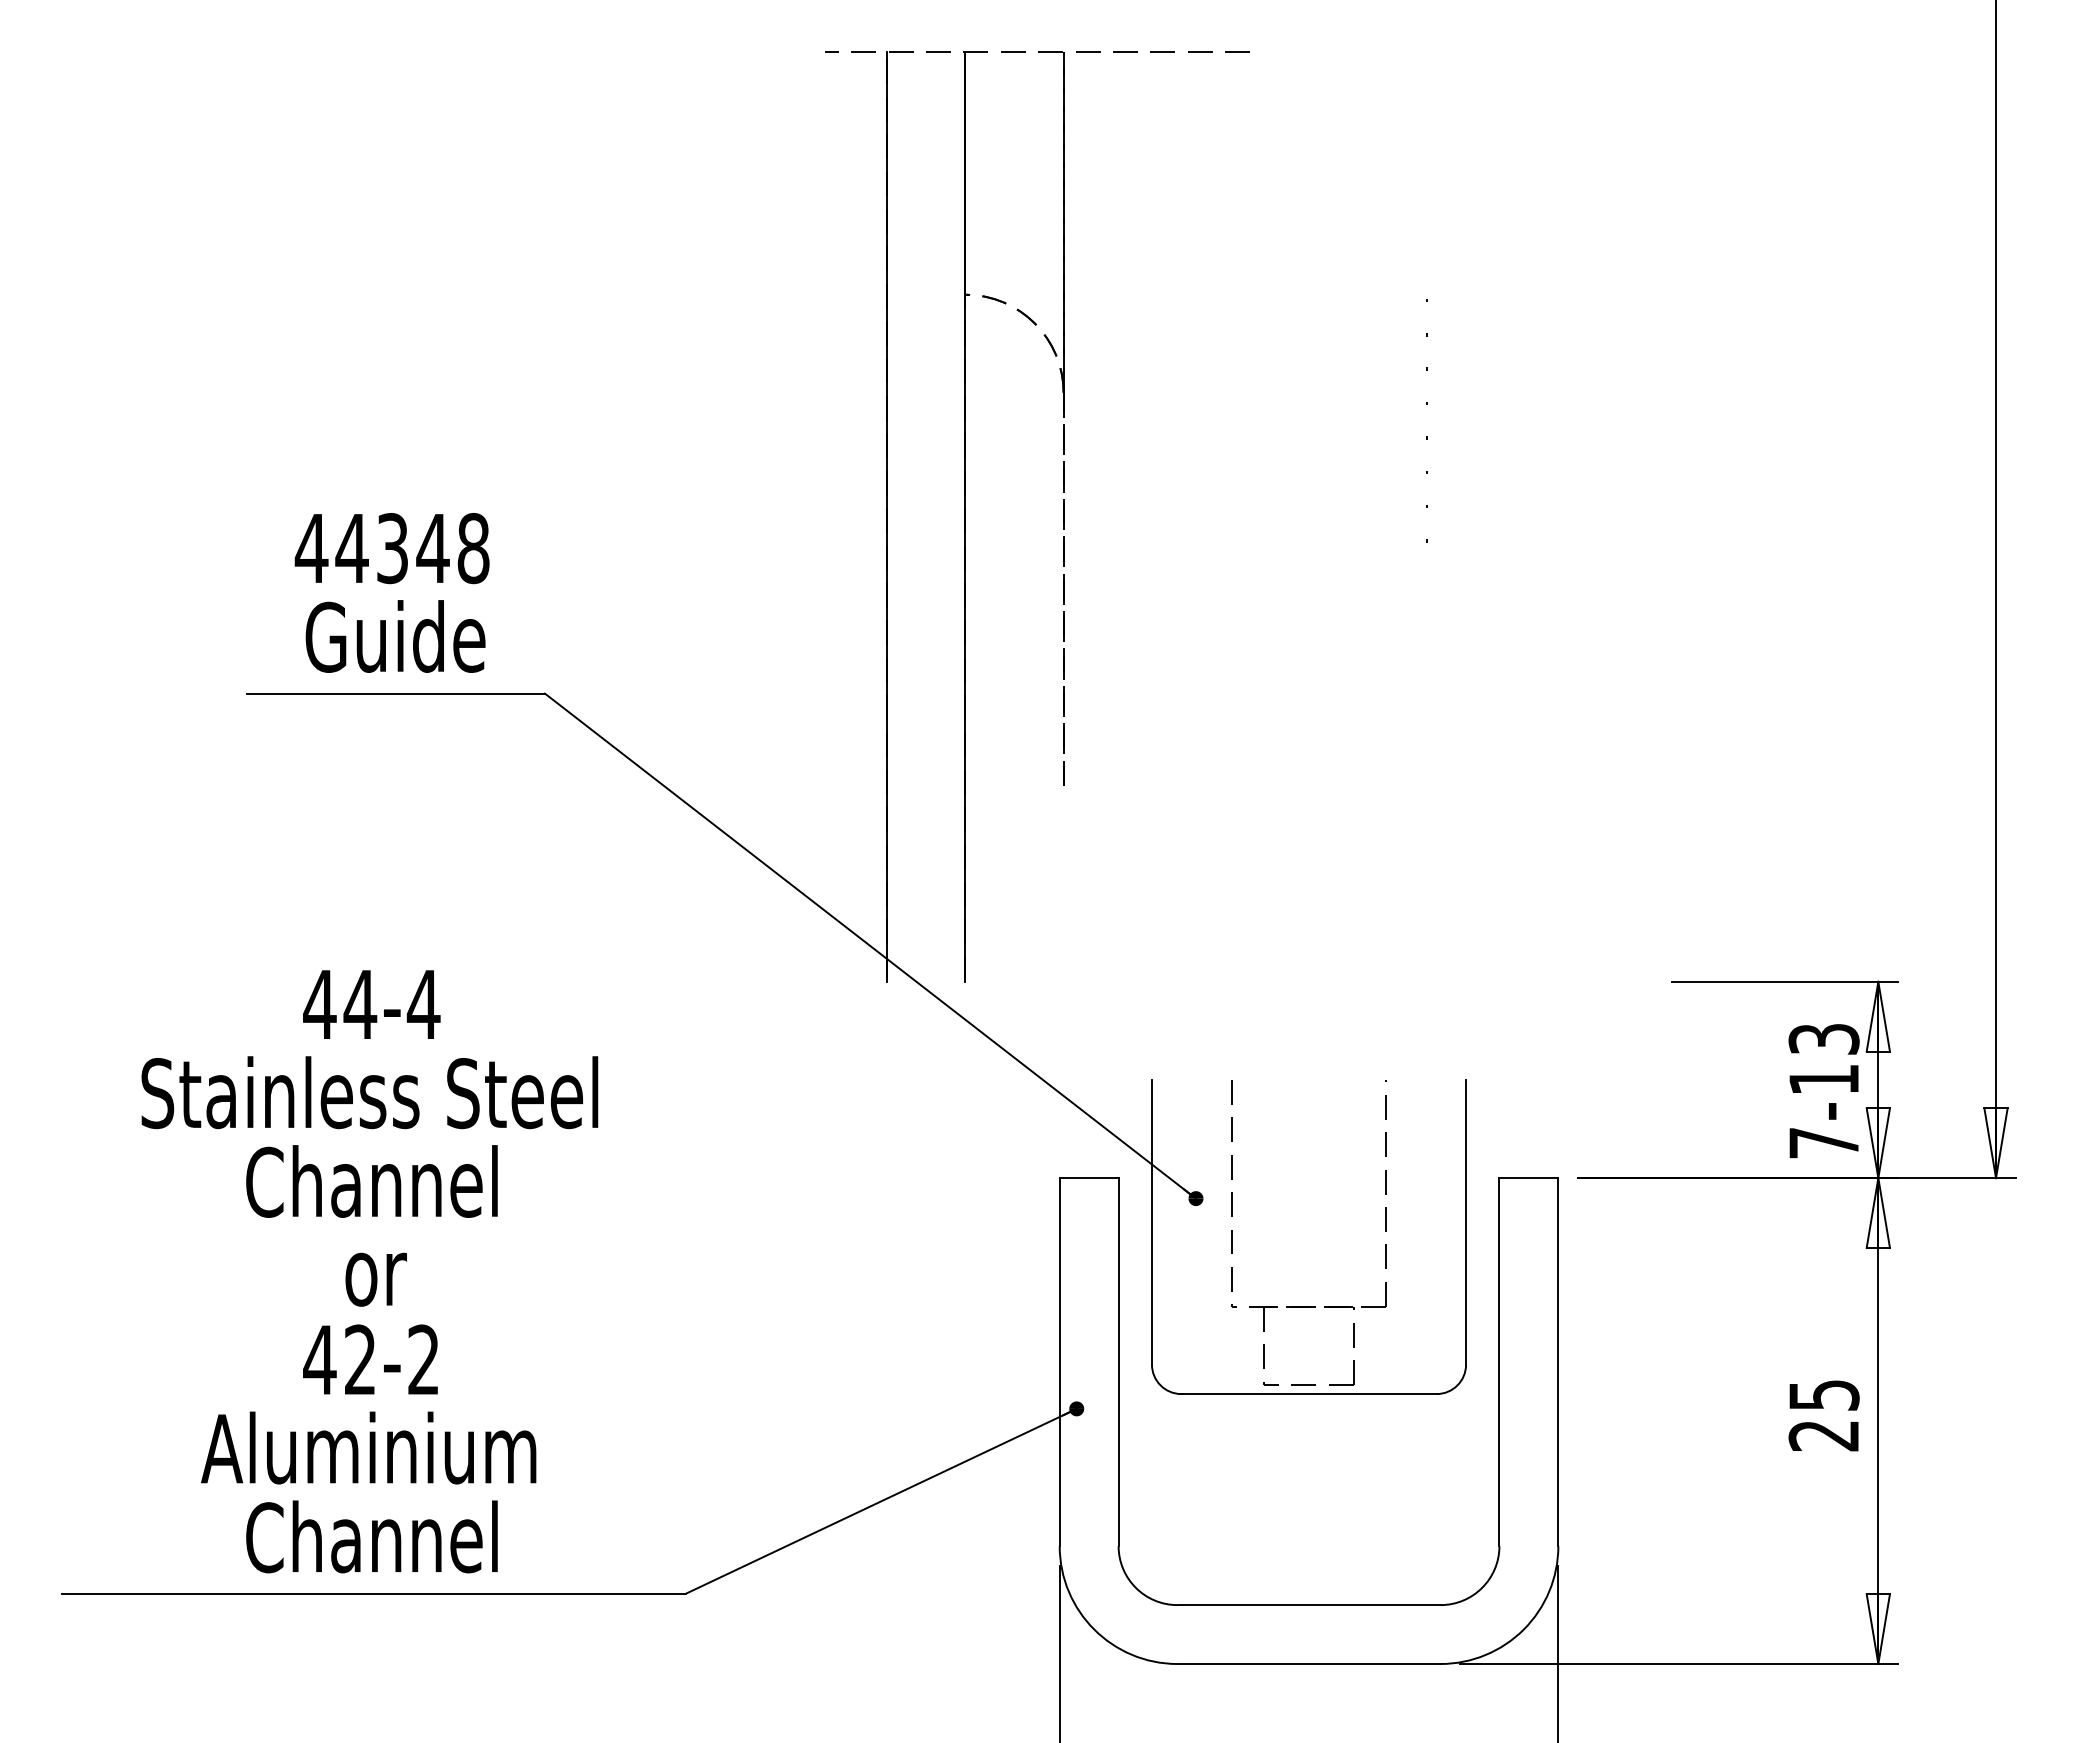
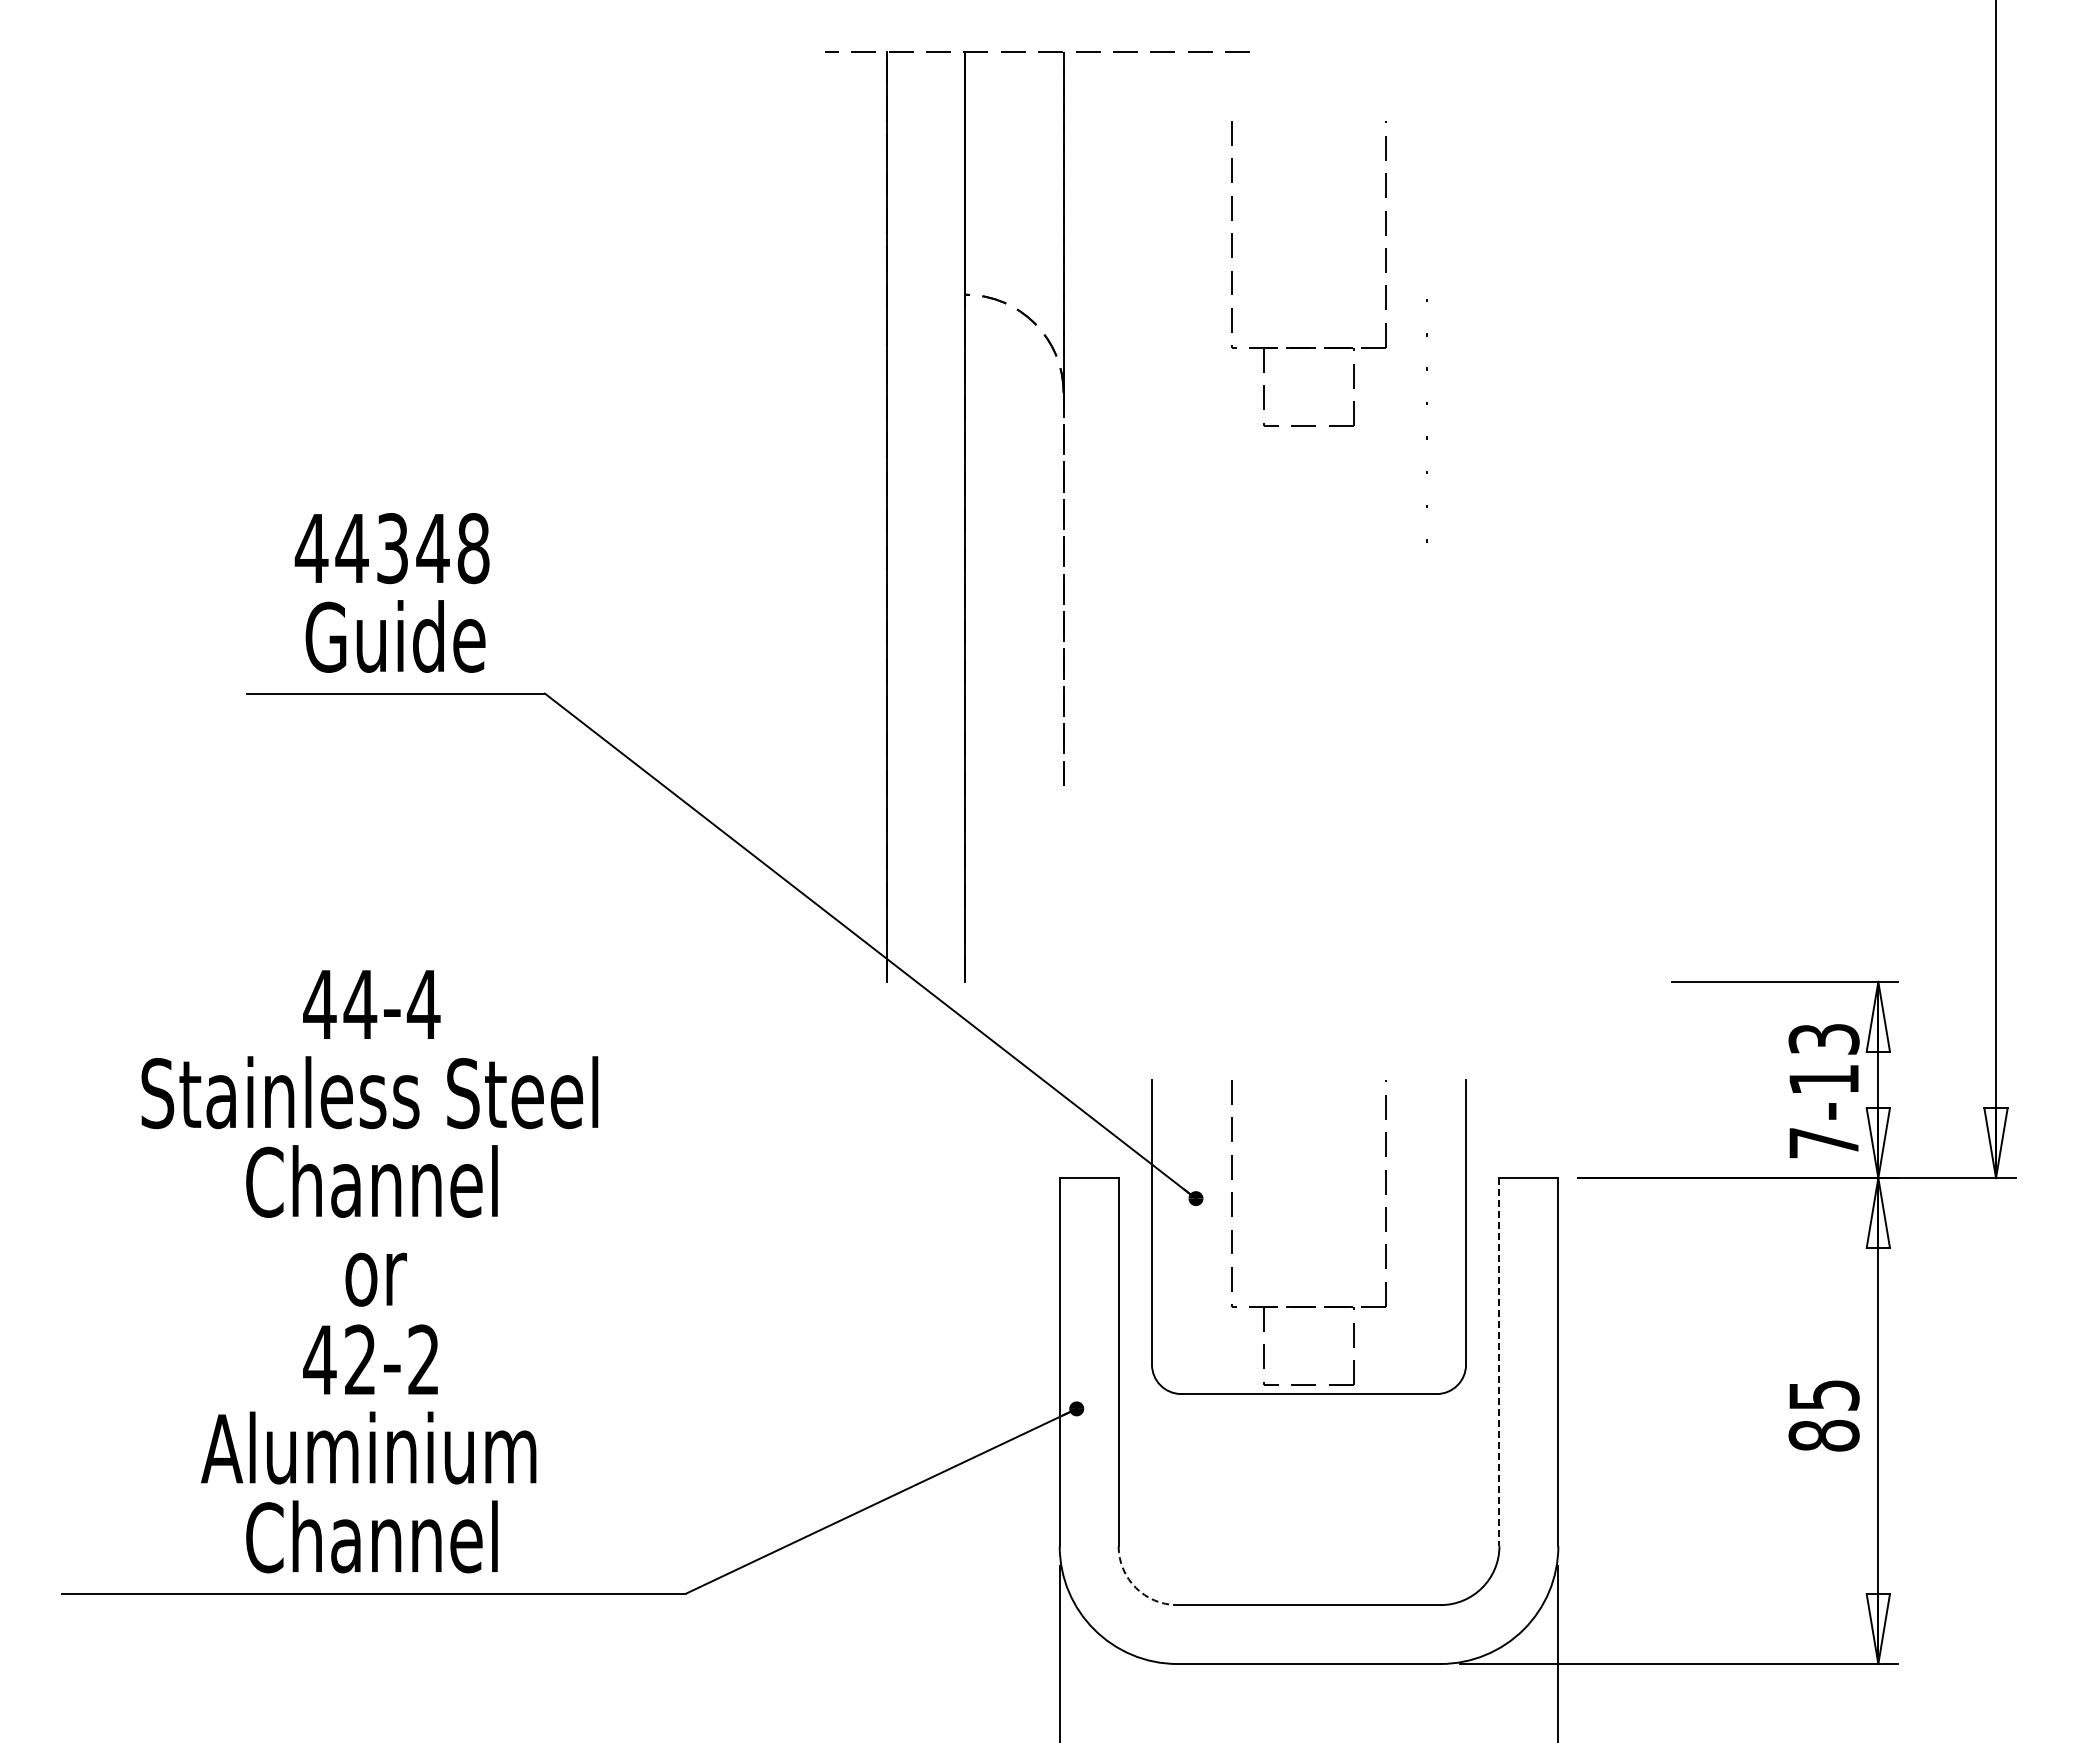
part: none -> present (1308, 347)
line: solid -> dashed (1499, 1362)
text: 25 -> 85 (1823, 1435)
arc: solid -> dashed (1135, 1587)
